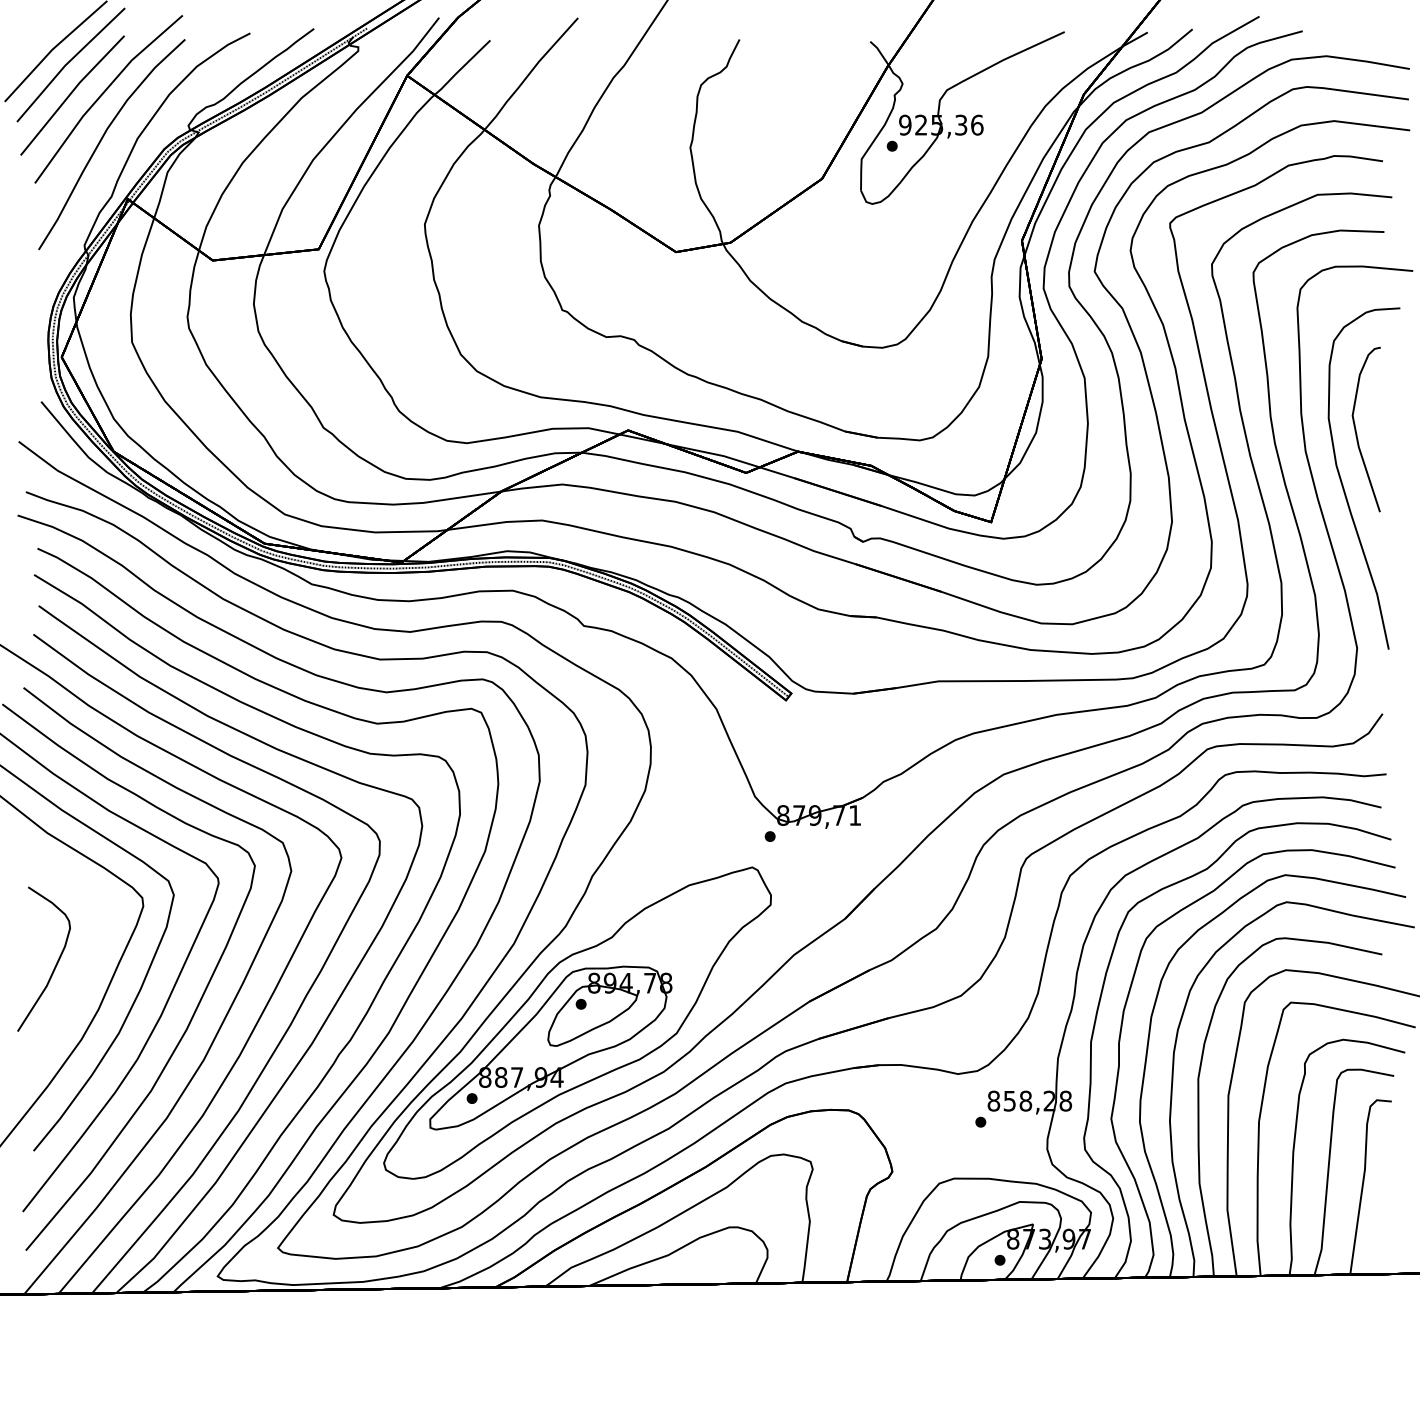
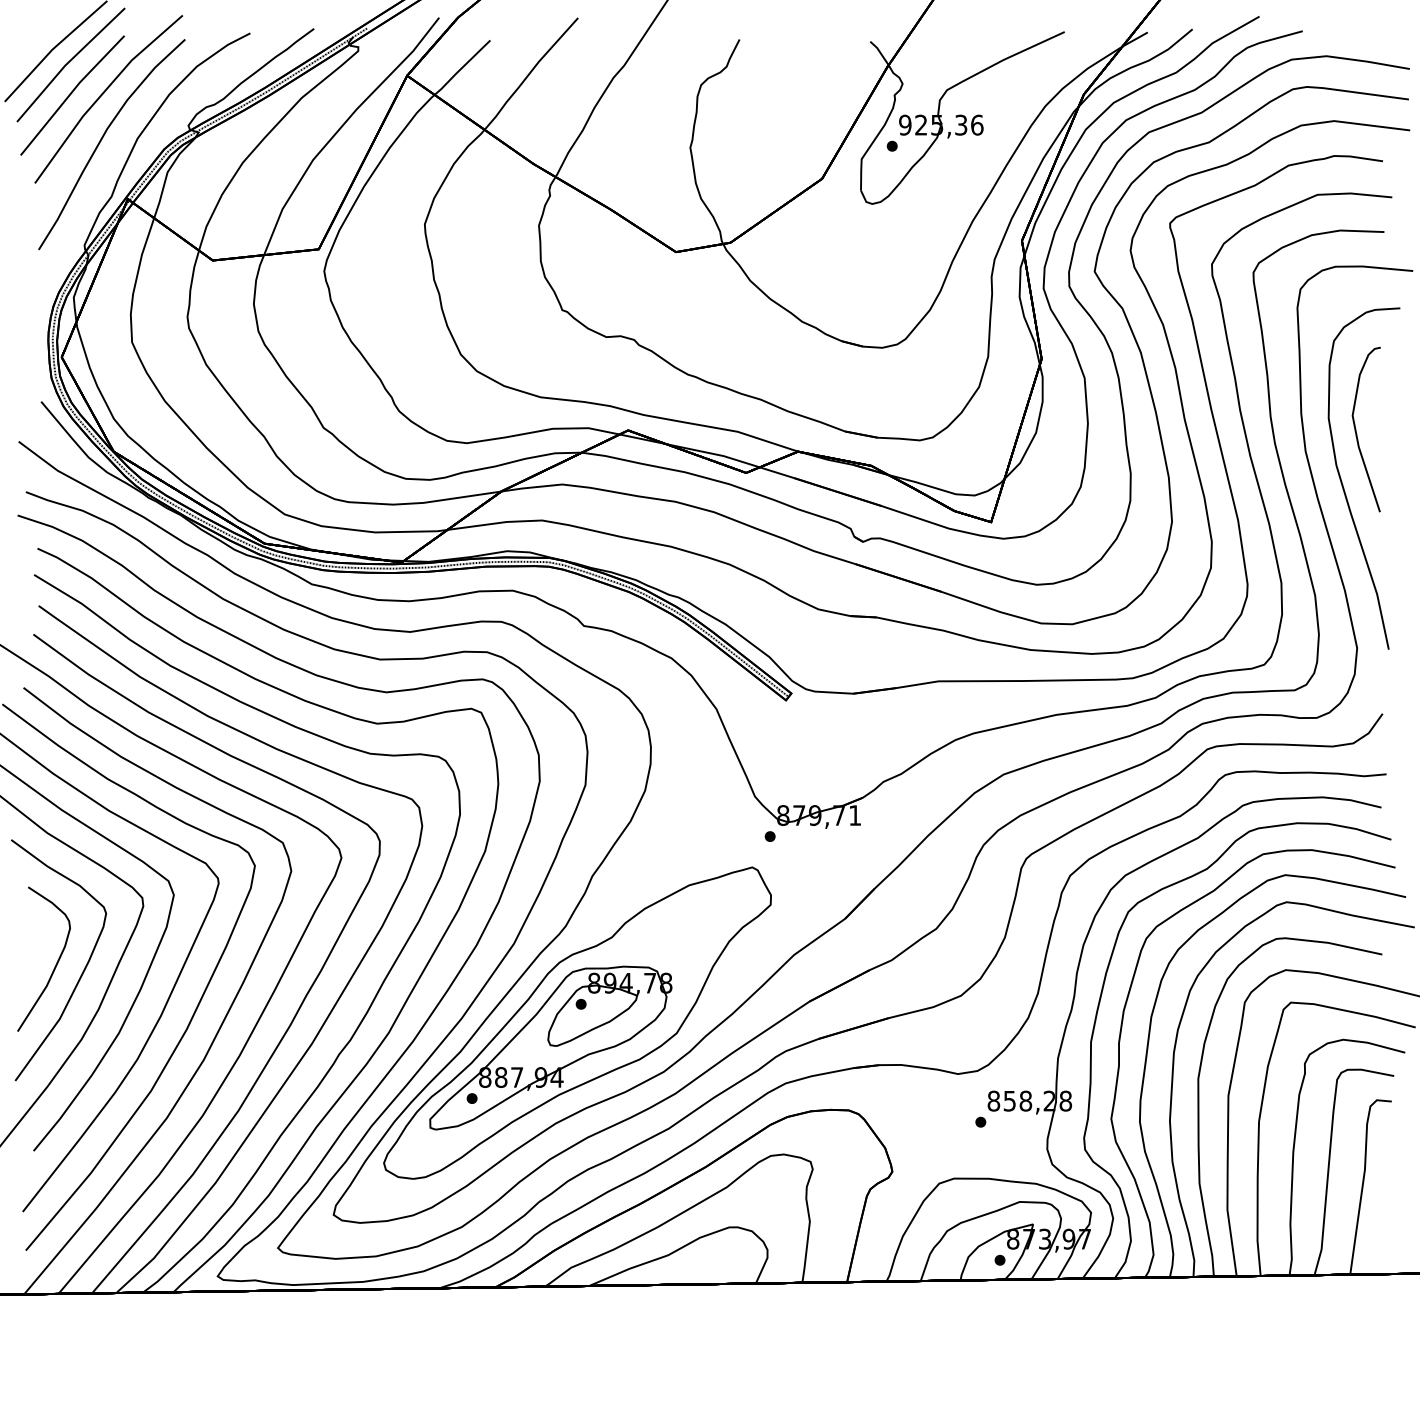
part: none -> present (82, 971)
